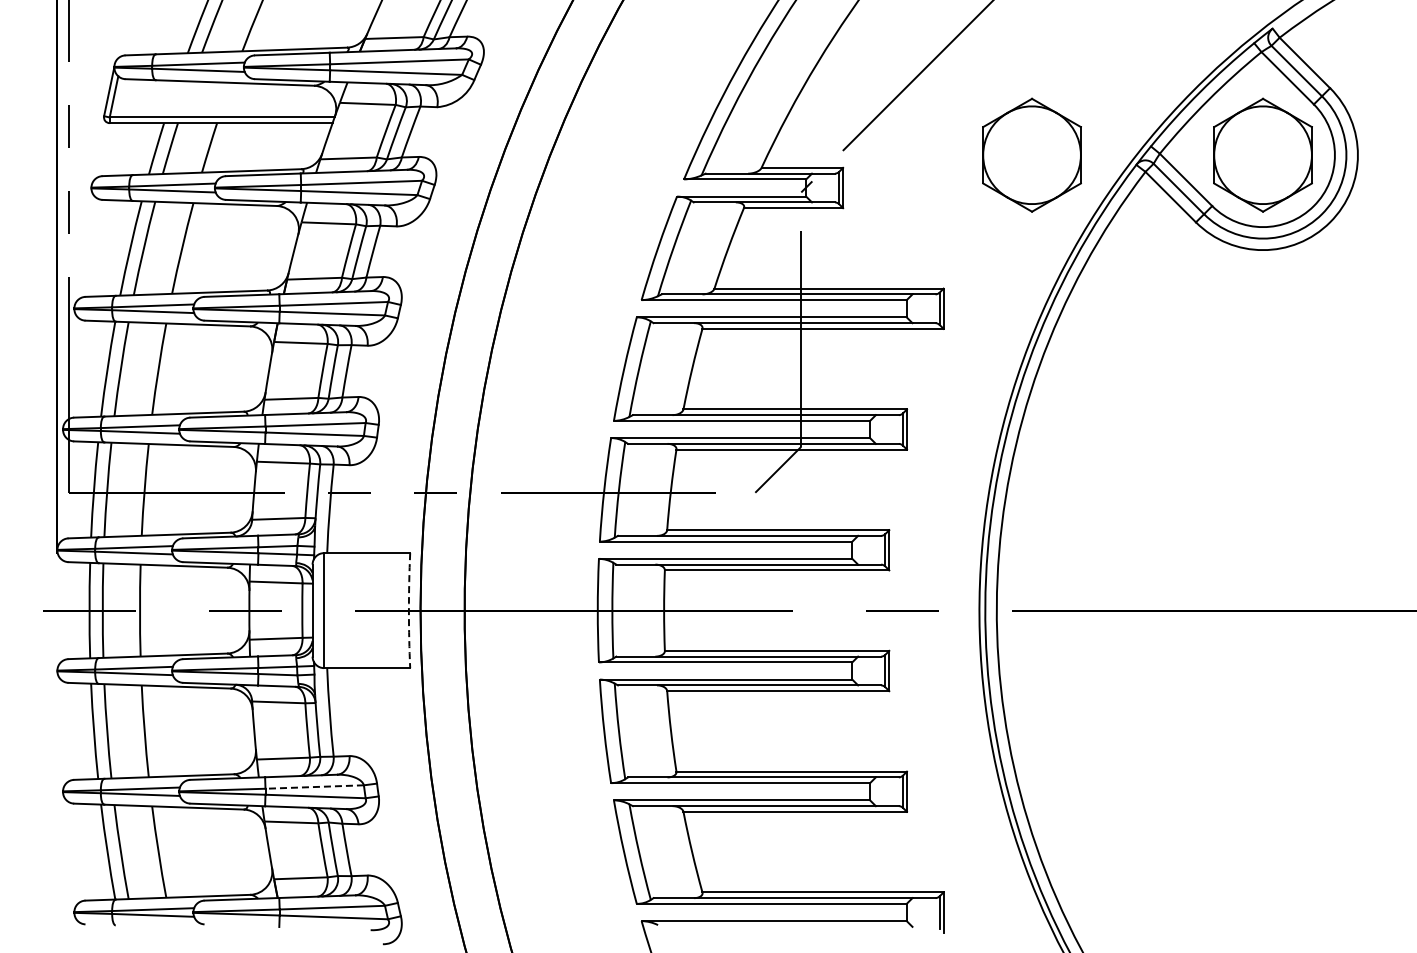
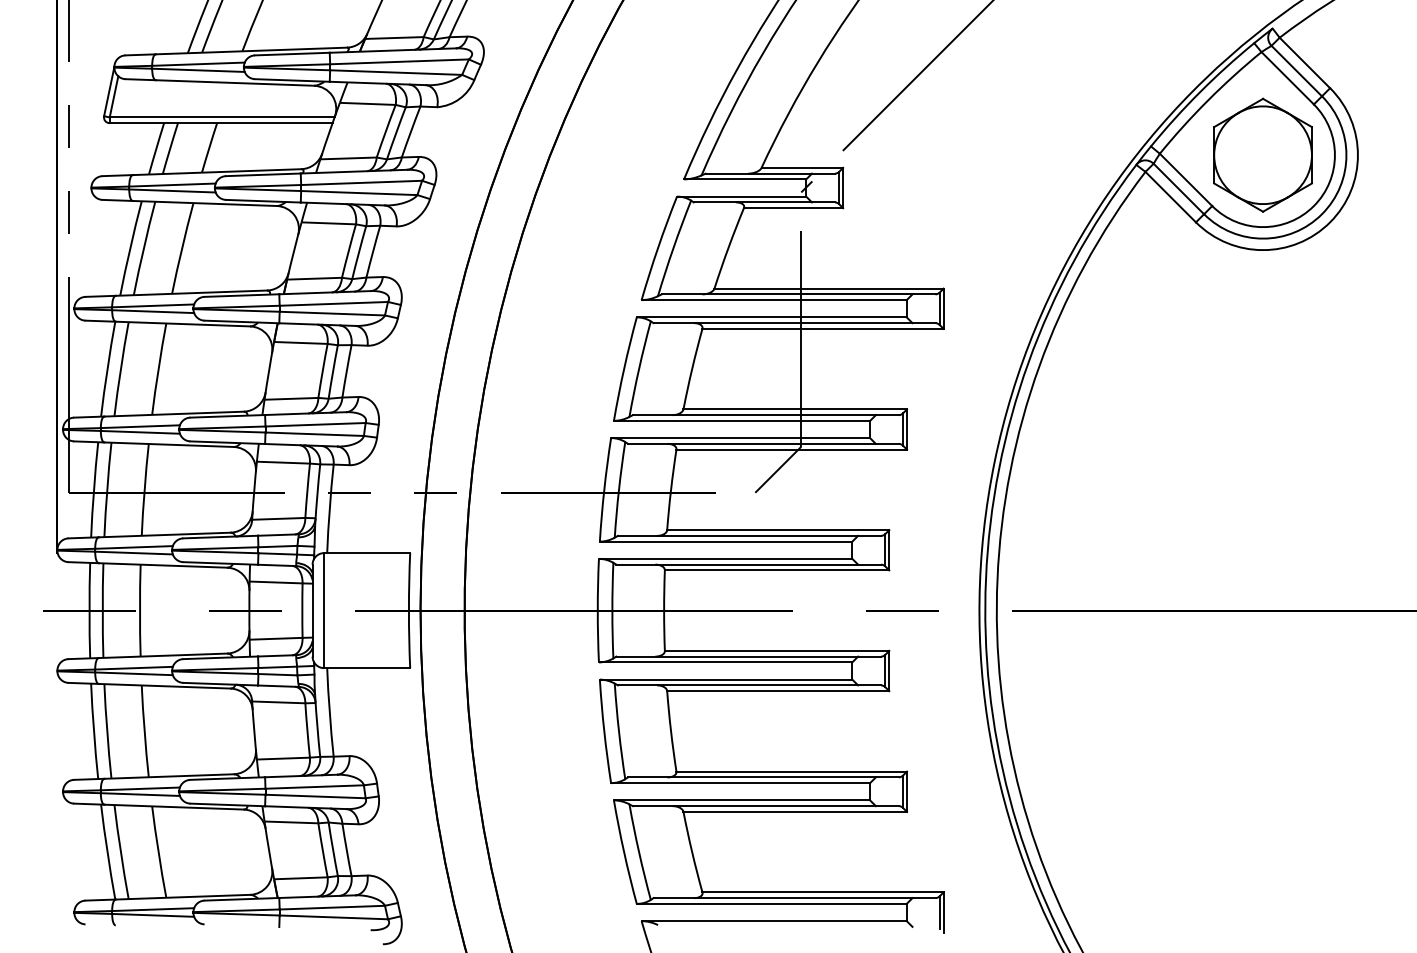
part: present -> none (1031, 154)
arc: dashed -> solid (408, 610)
line: dashed -> solid (314, 787)
